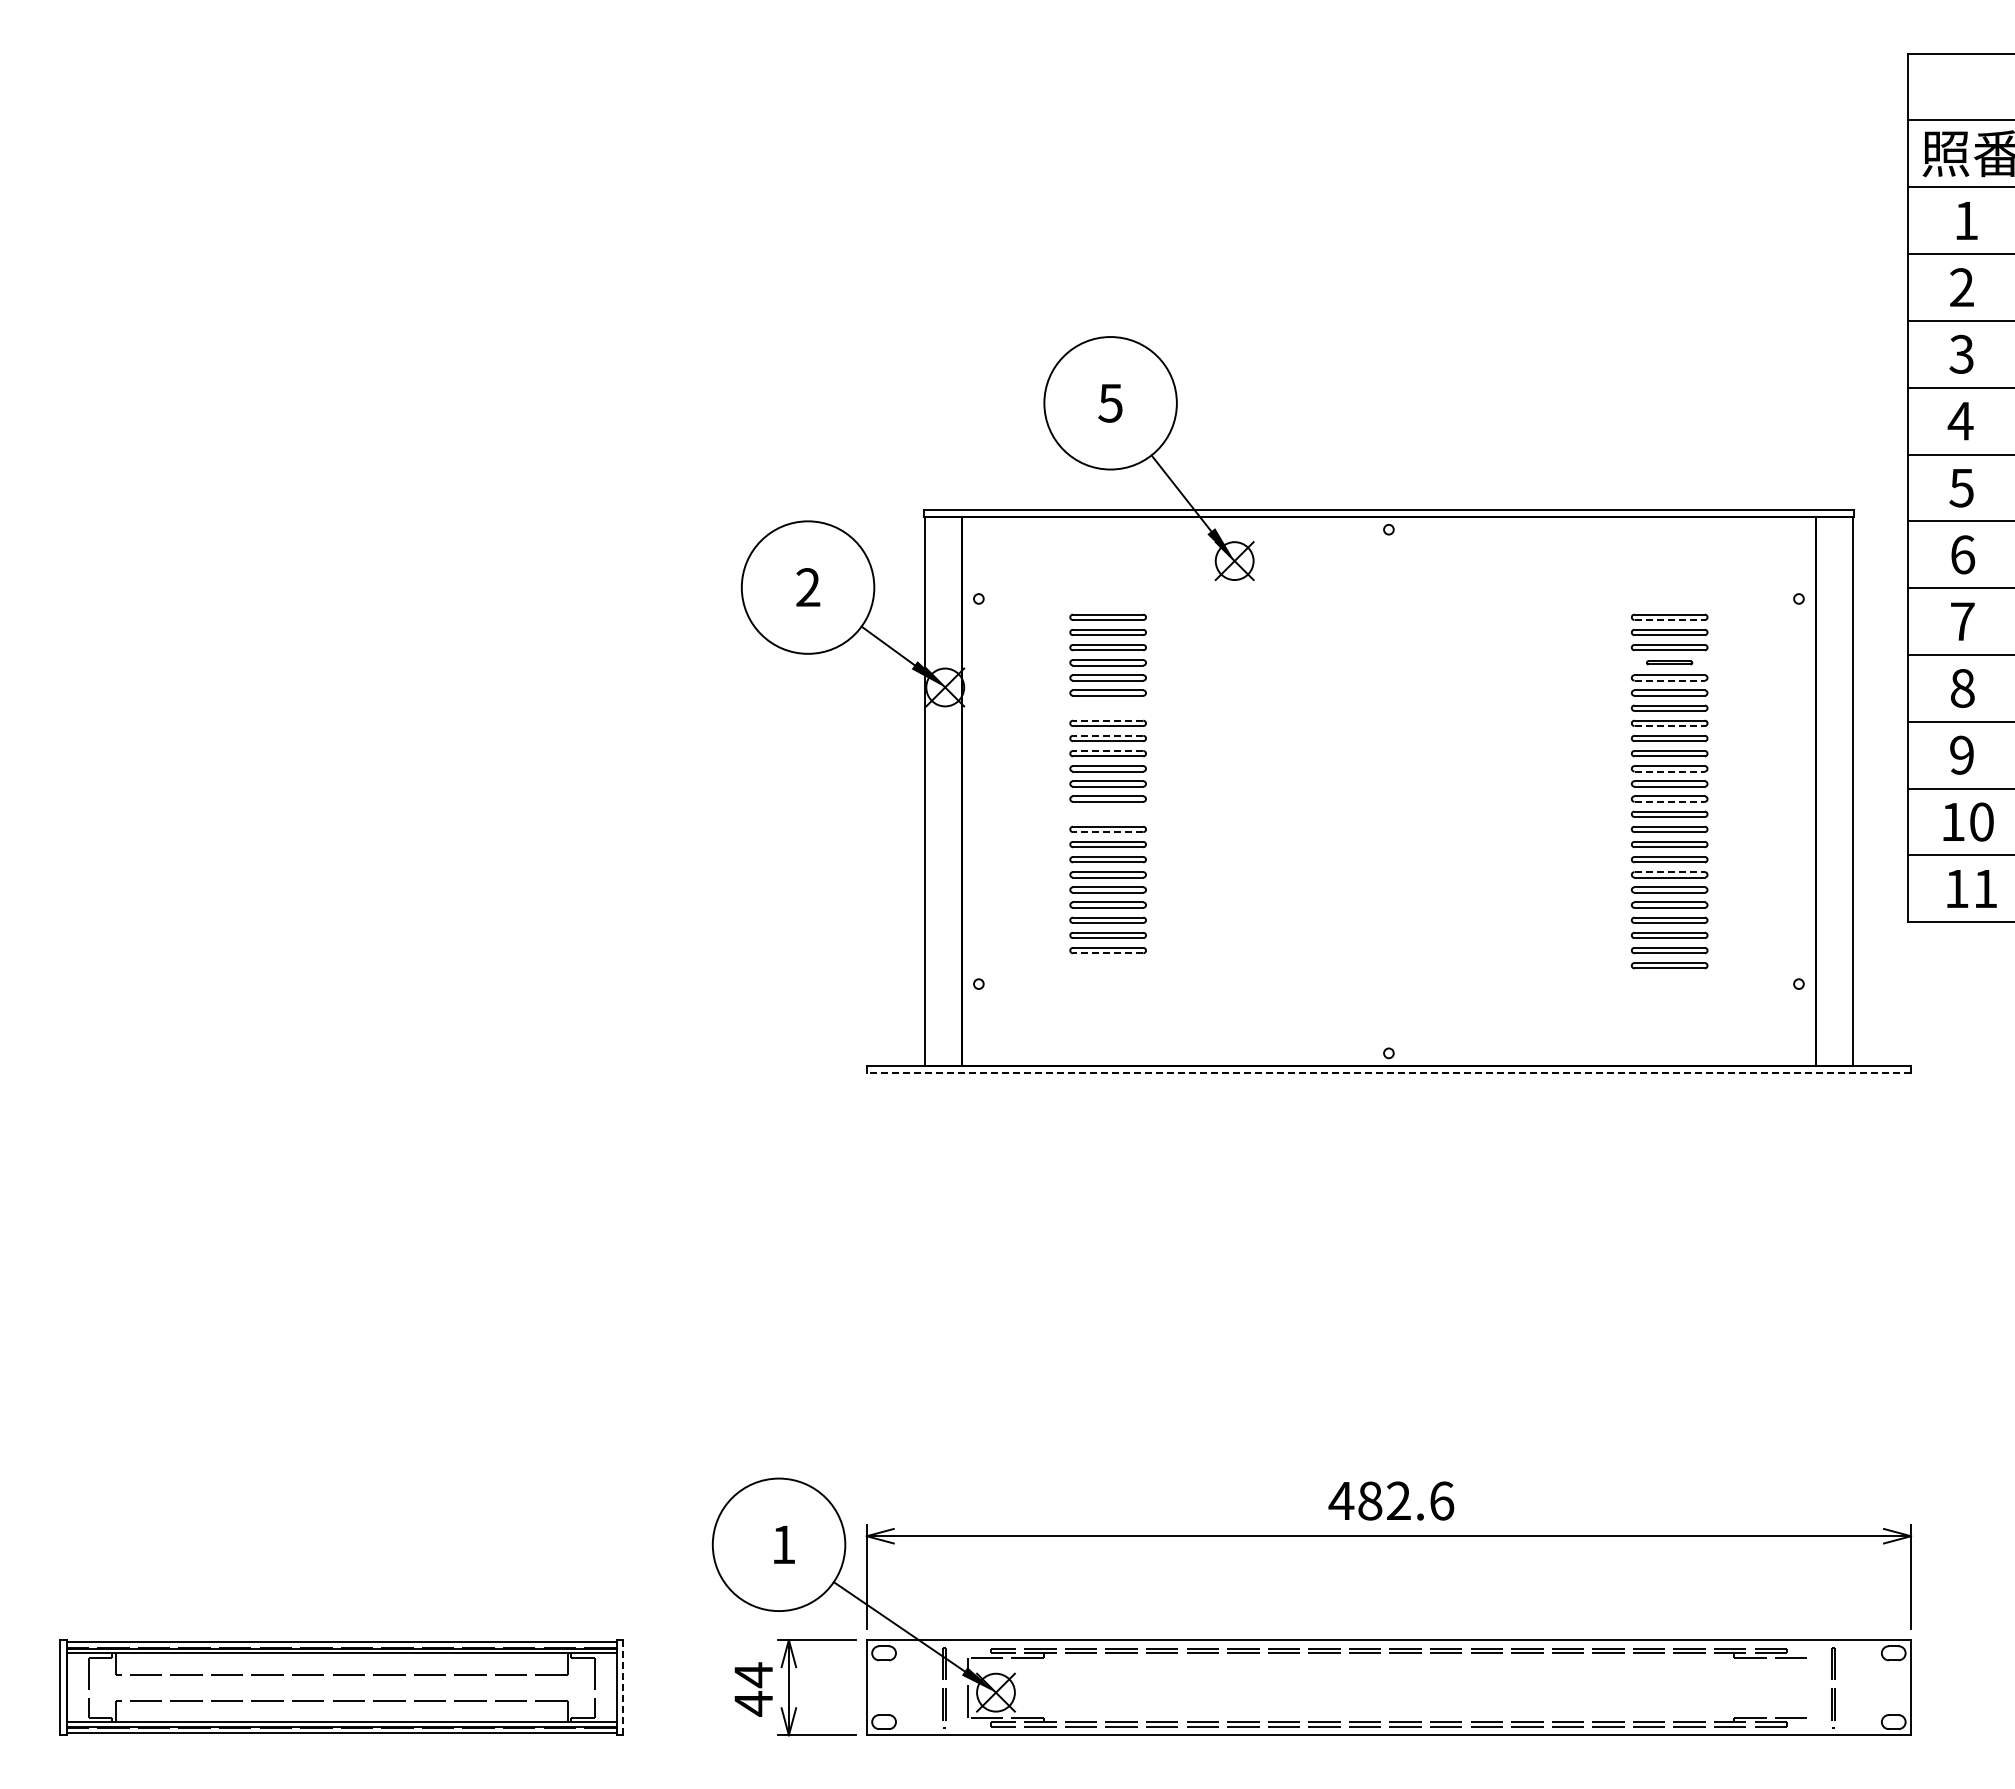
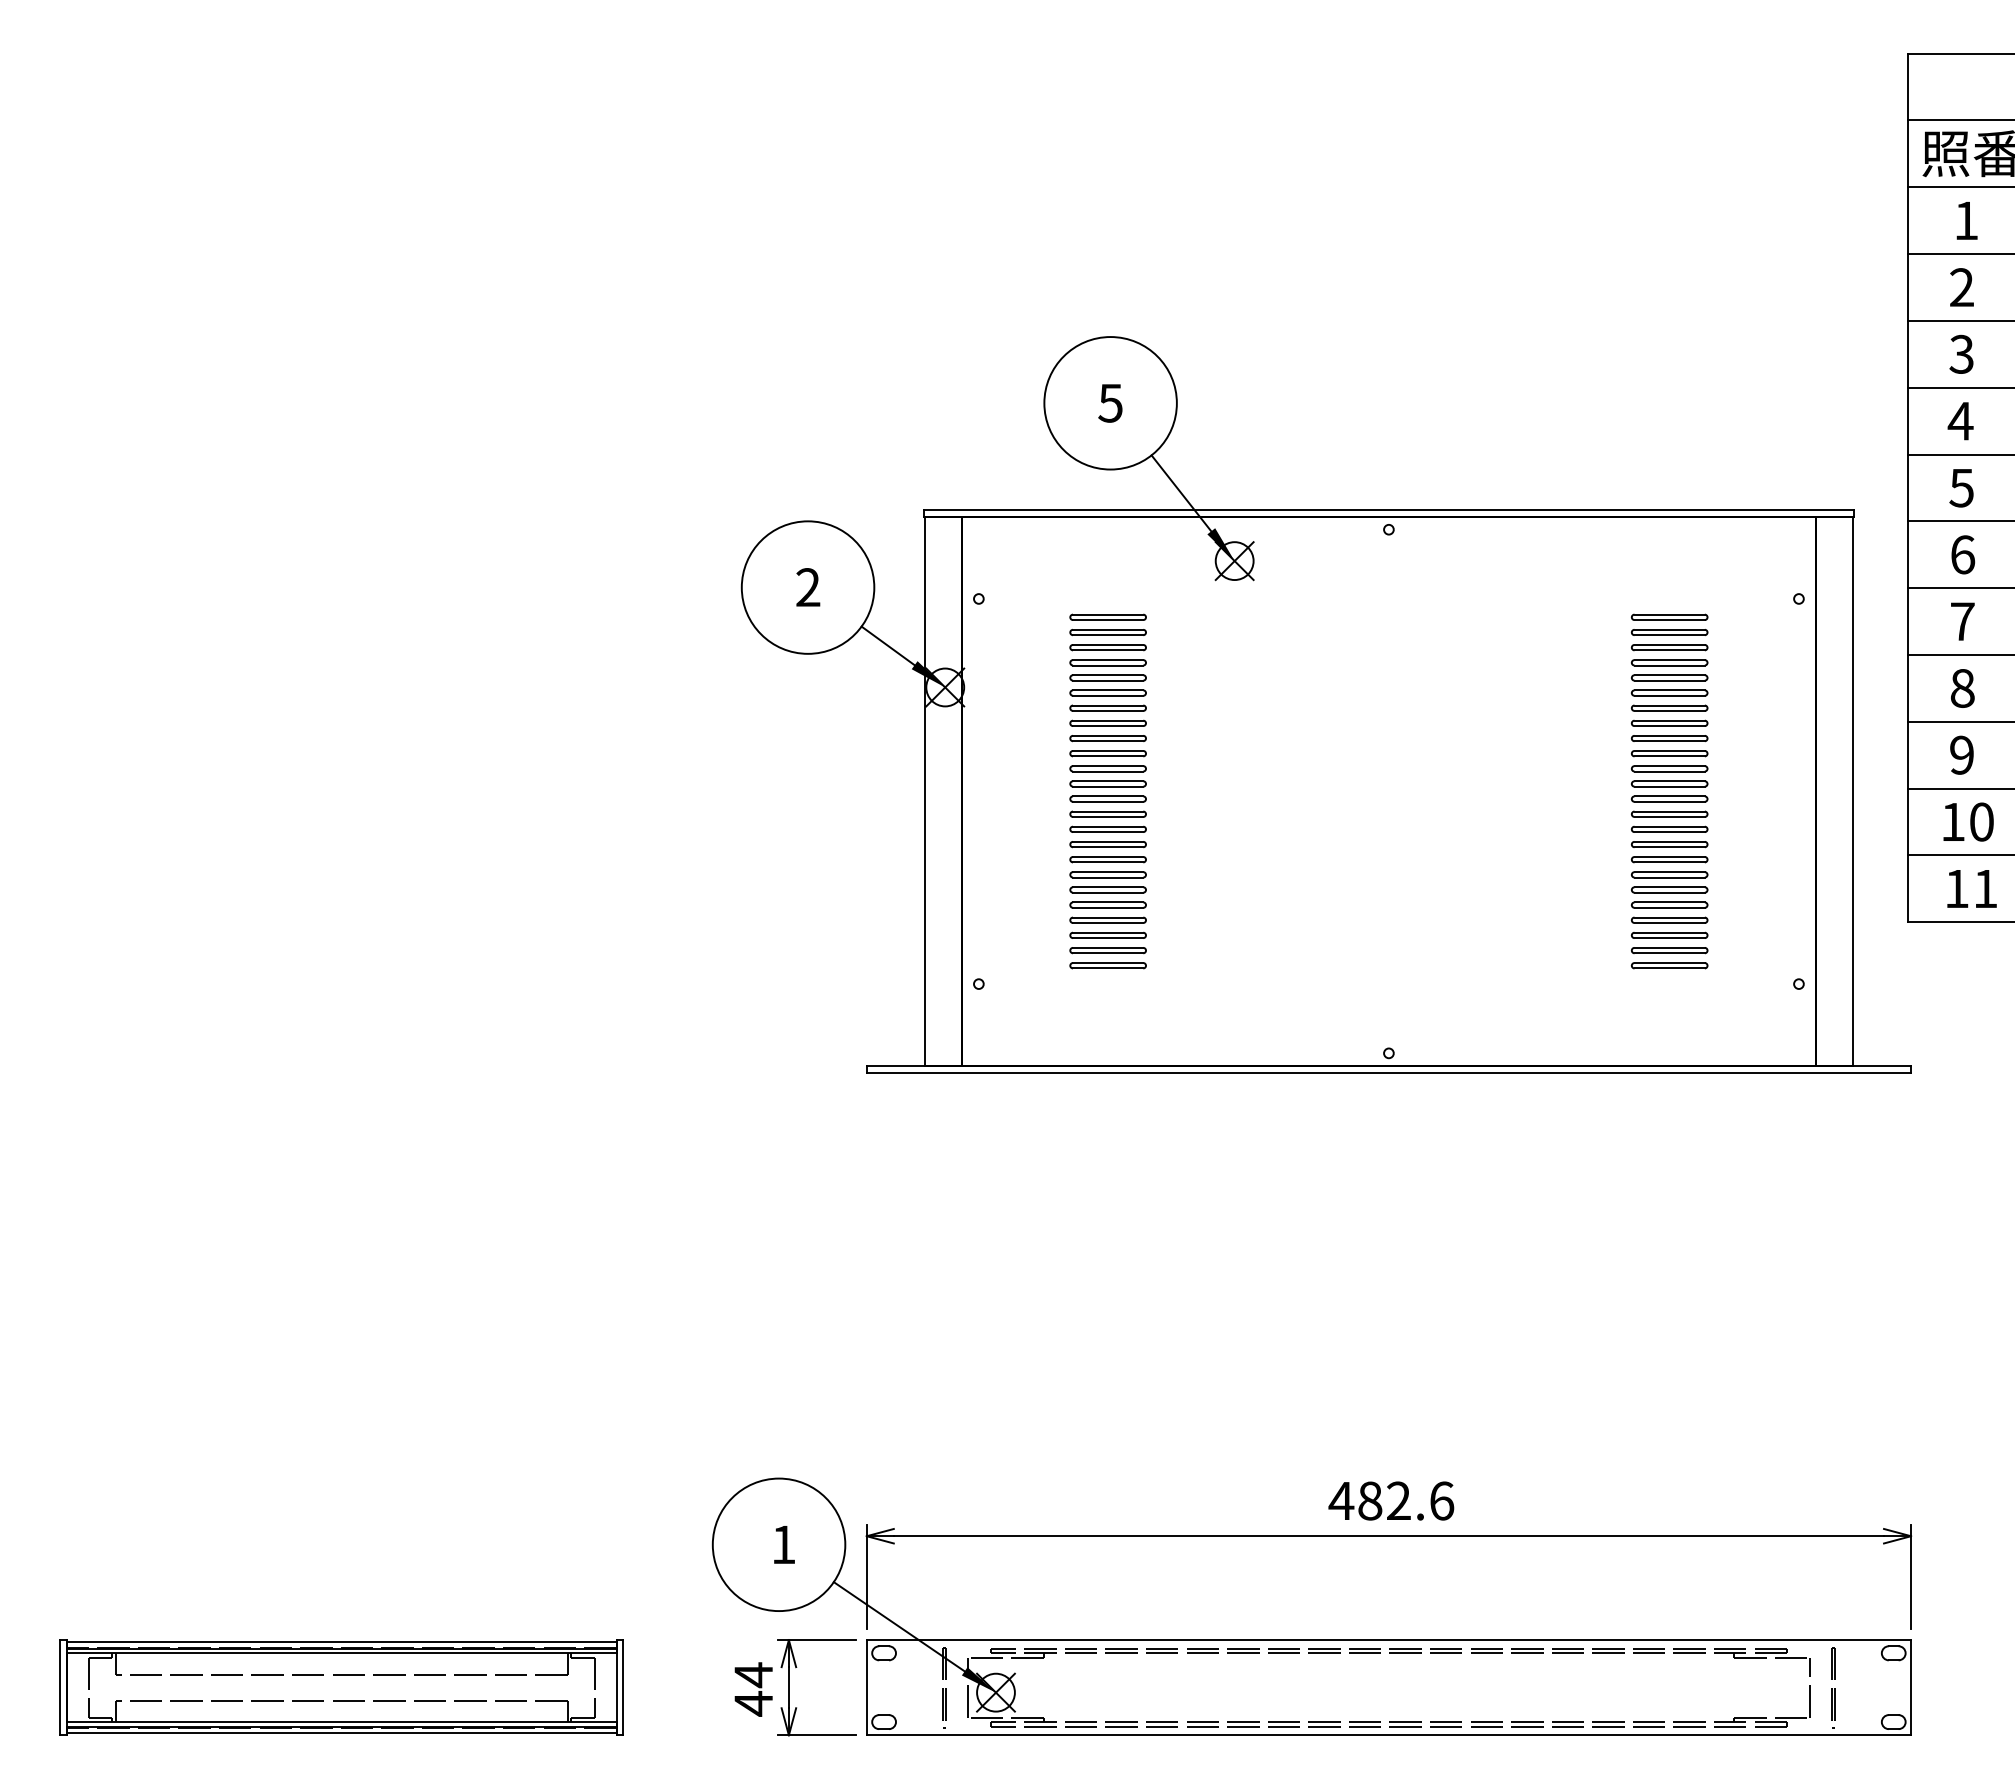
line: dashed -> solid (1670, 620)
part size: 48x6 px -> 79x8 px (1669, 662)
line: dashed -> solid (1670, 680)
part: none -> present (1107, 707)
line: dashed -> solid (1107, 720)
line: dashed -> solid (1670, 726)
line: dashed -> solid (1107, 735)
line: dashed -> solid (1107, 750)
line: dashed -> solid (1670, 771)
line: dashed -> solid (1670, 801)
part: none -> present (1107, 813)
line: dashed -> solid (1107, 832)
line: dashed -> solid (1670, 872)
line: dashed -> solid (1107, 953)
part: none -> present (1107, 965)
line: dashed -> solid (1388, 1072)
line: dashed -> solid (623, 1687)
line: none -> present (1809, 1687)
